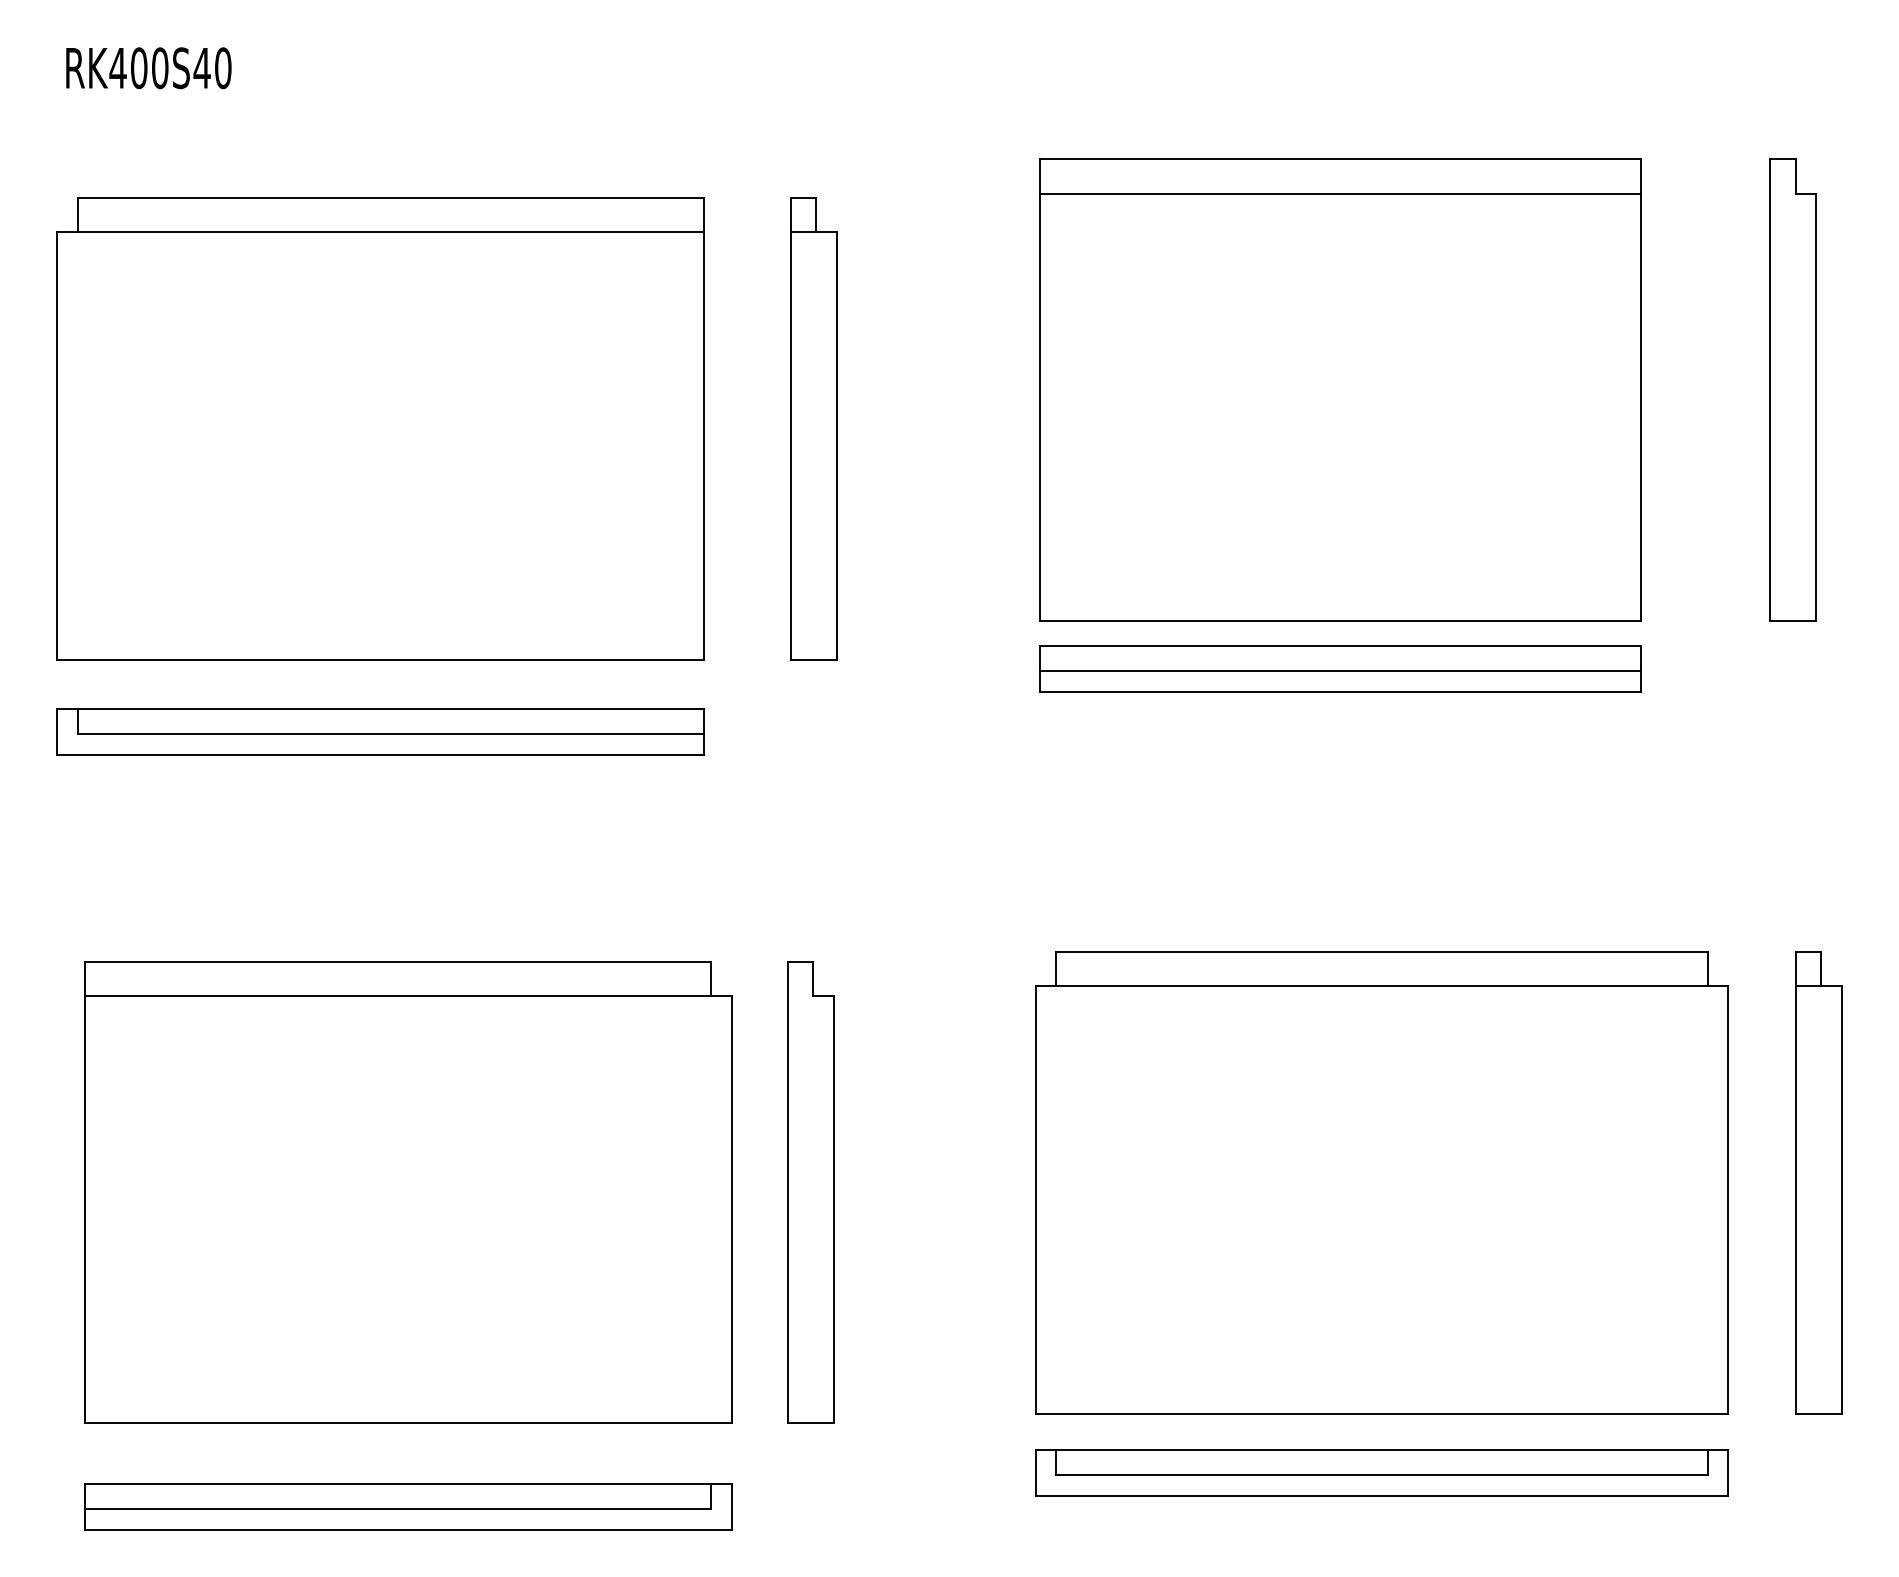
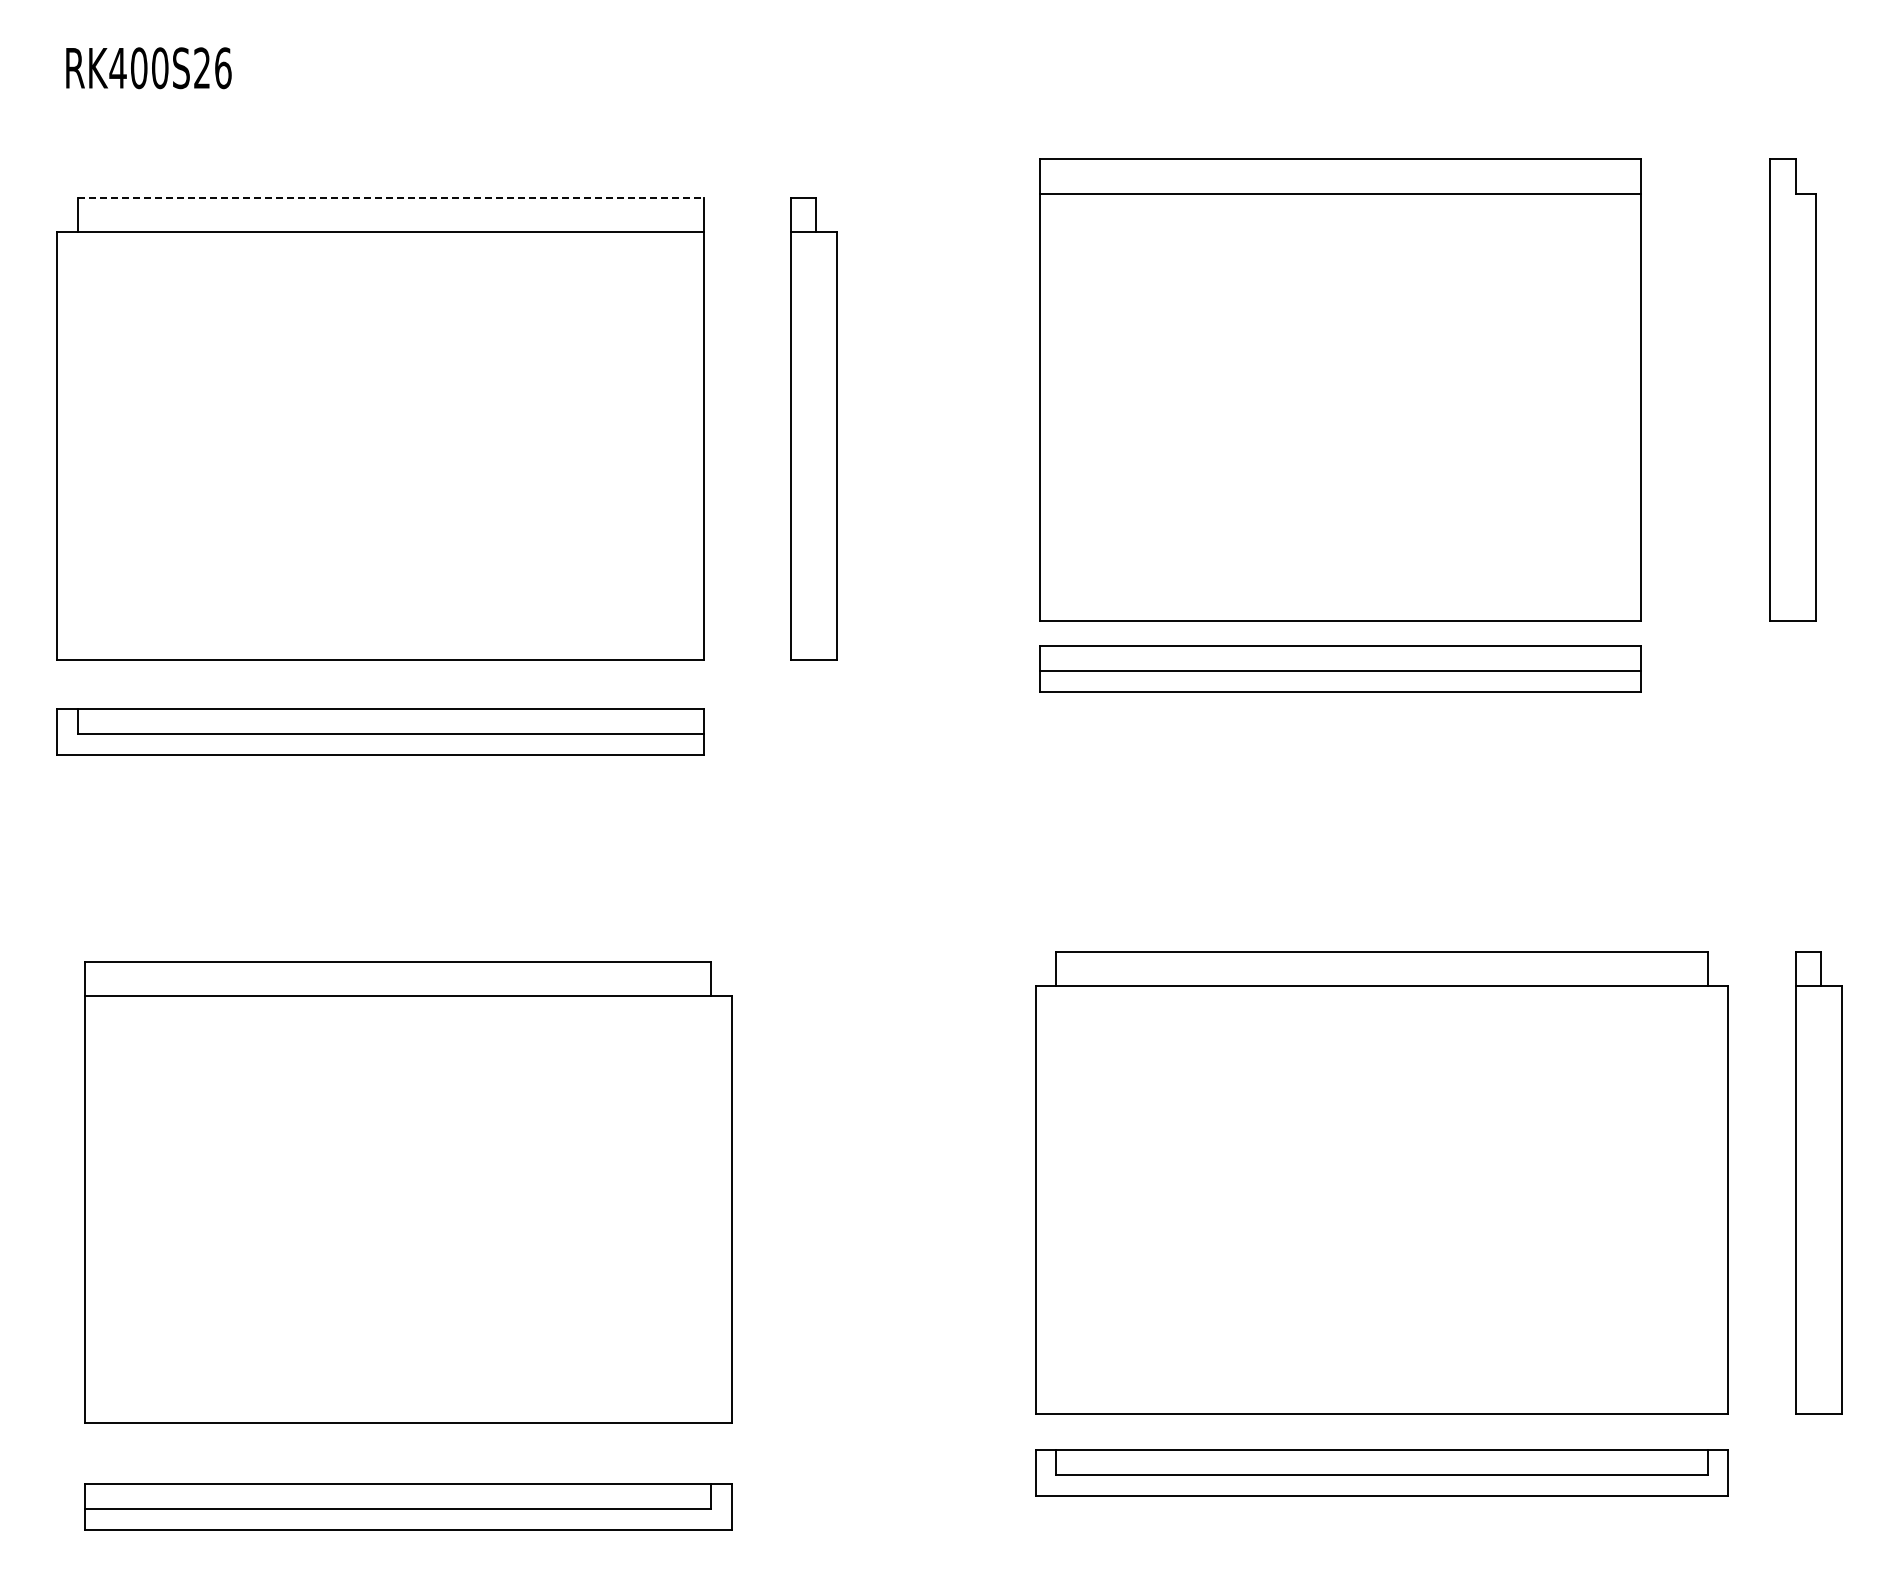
text: RK400S40 -> RK400S26 (212, 67)
line: solid -> dashed (390, 197)
part: present -> none (810, 1192)
